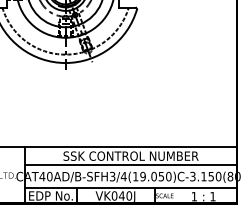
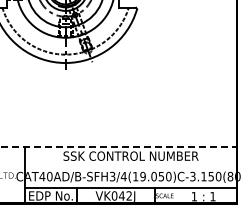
line: solid -> dashed (118, 147)
line: present -> none (130, 164)
text: VK040J -> VK042J (129, 195)
